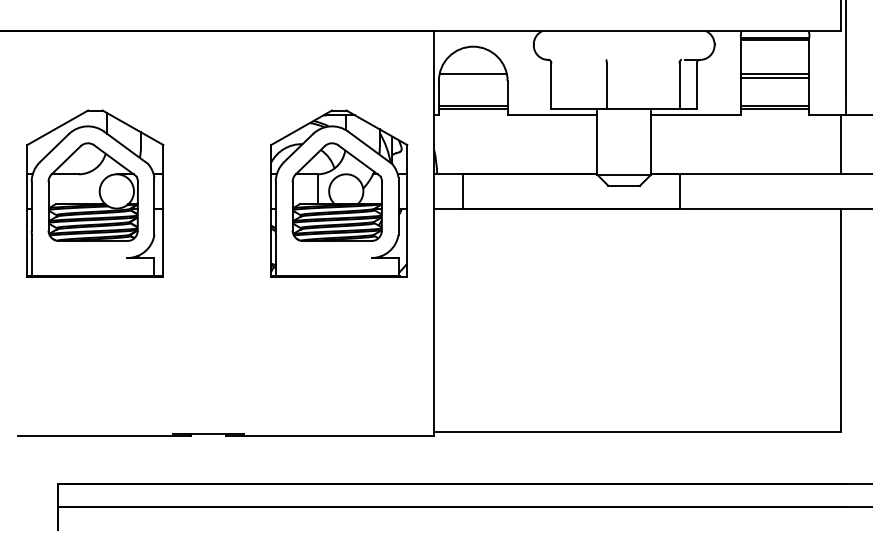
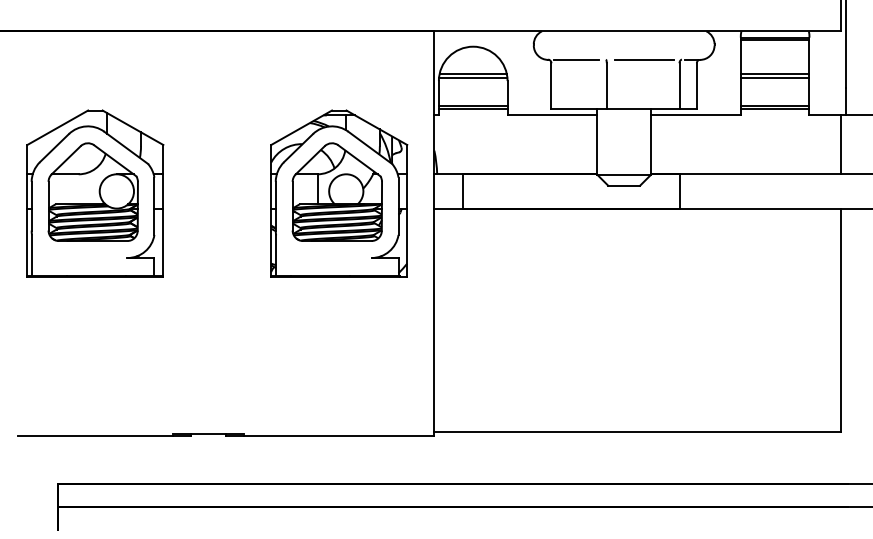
line: none -> present (576, 59)
line: none -> present (643, 59)
line: none -> present (473, 77)
